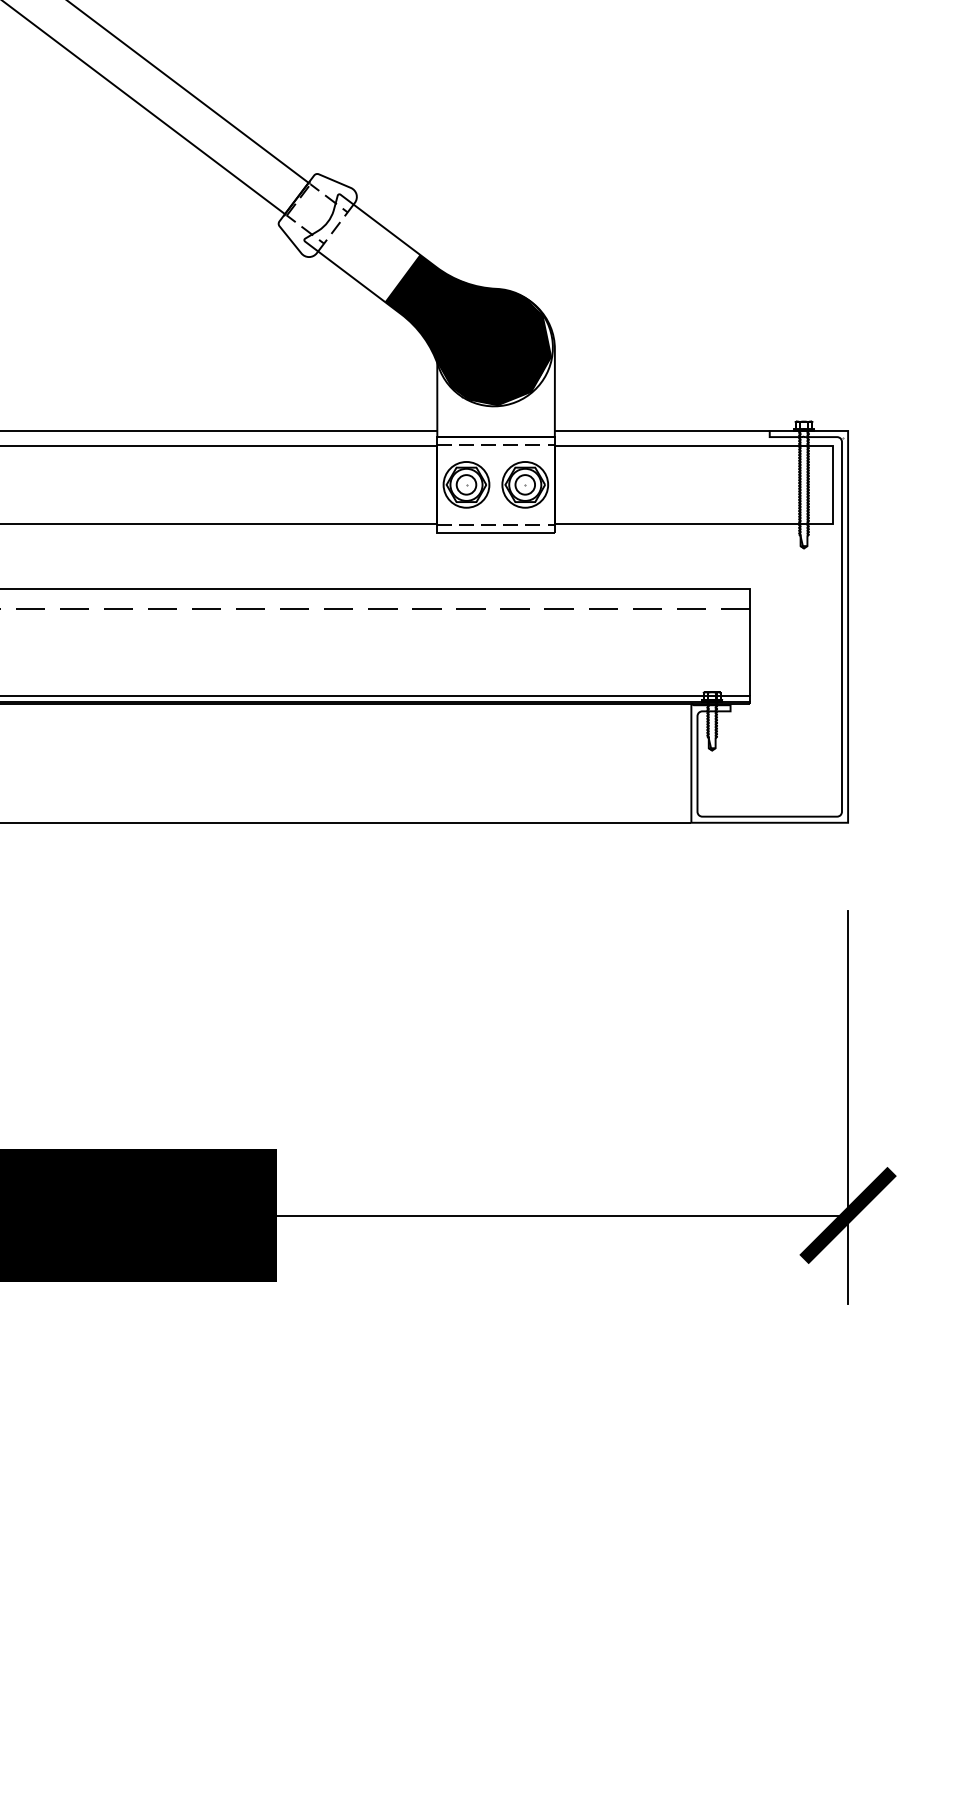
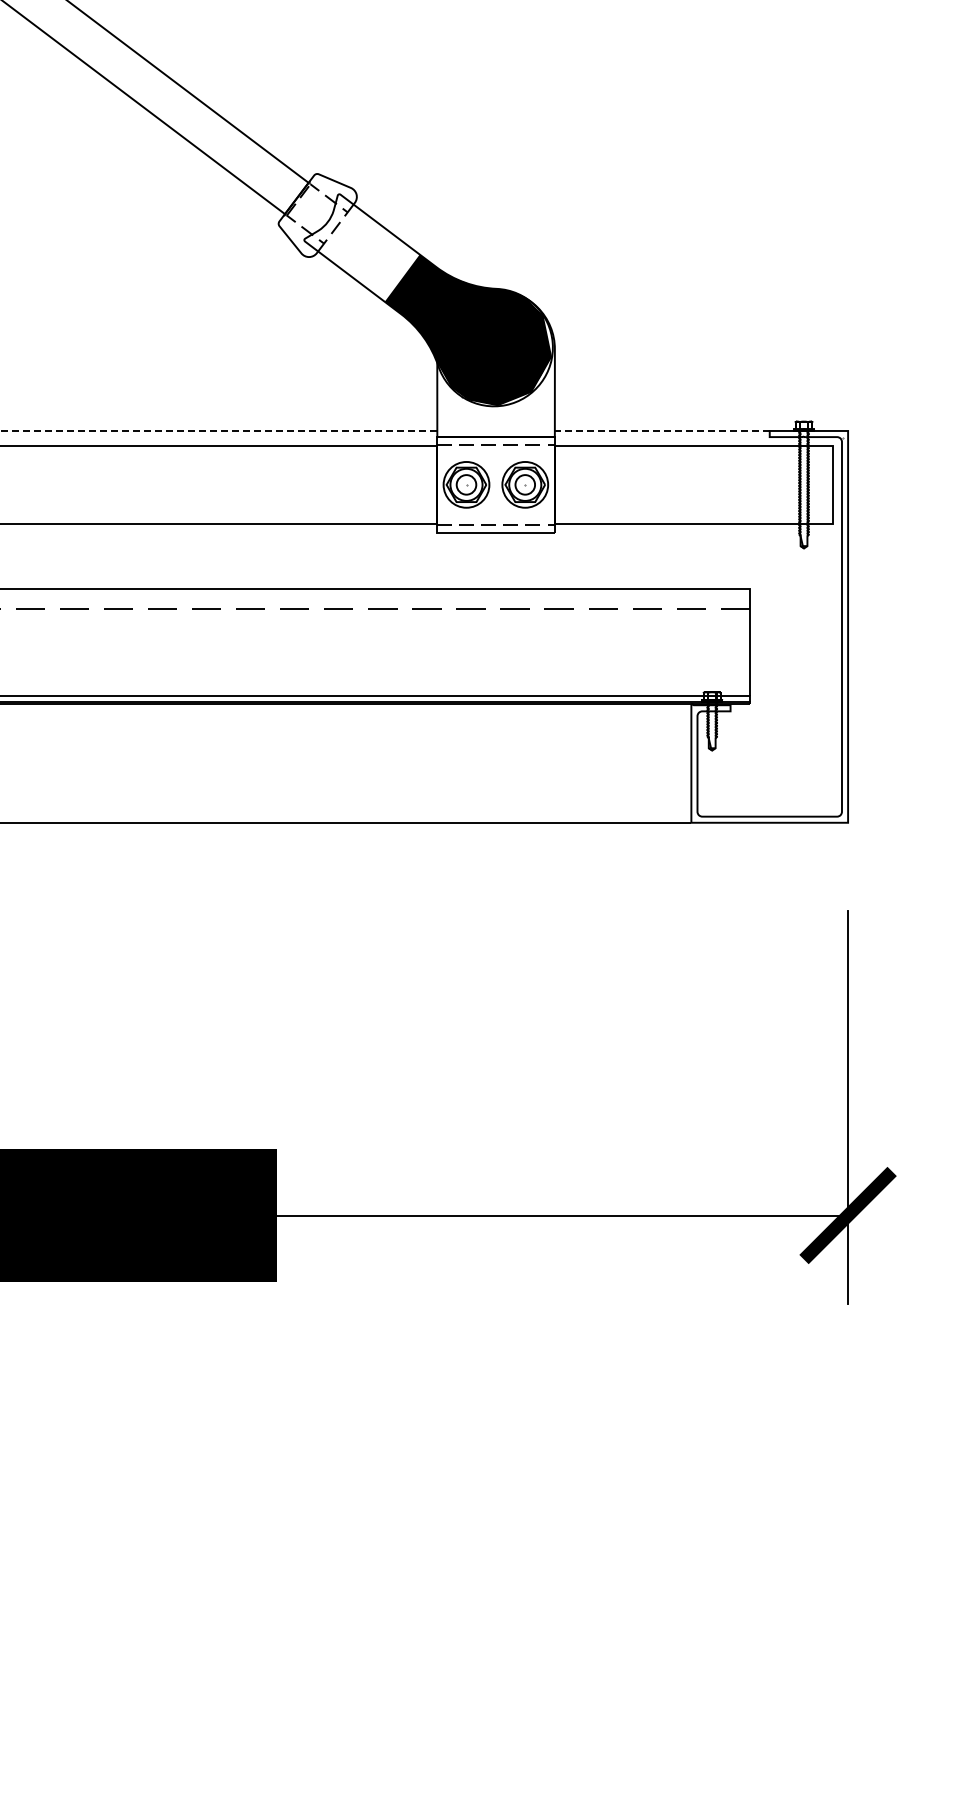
line: solid -> dashed (218, 430)
line: solid -> dashed (661, 430)
